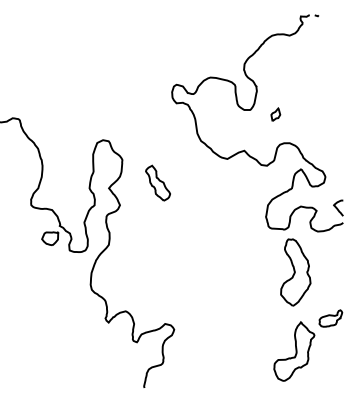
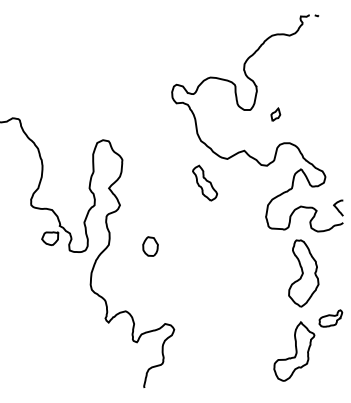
part position: (157, 182) -> (204, 182) (204, 182)
part: none -> present (150, 246)
part position: (295, 272) -> (303, 273) (303, 273)
